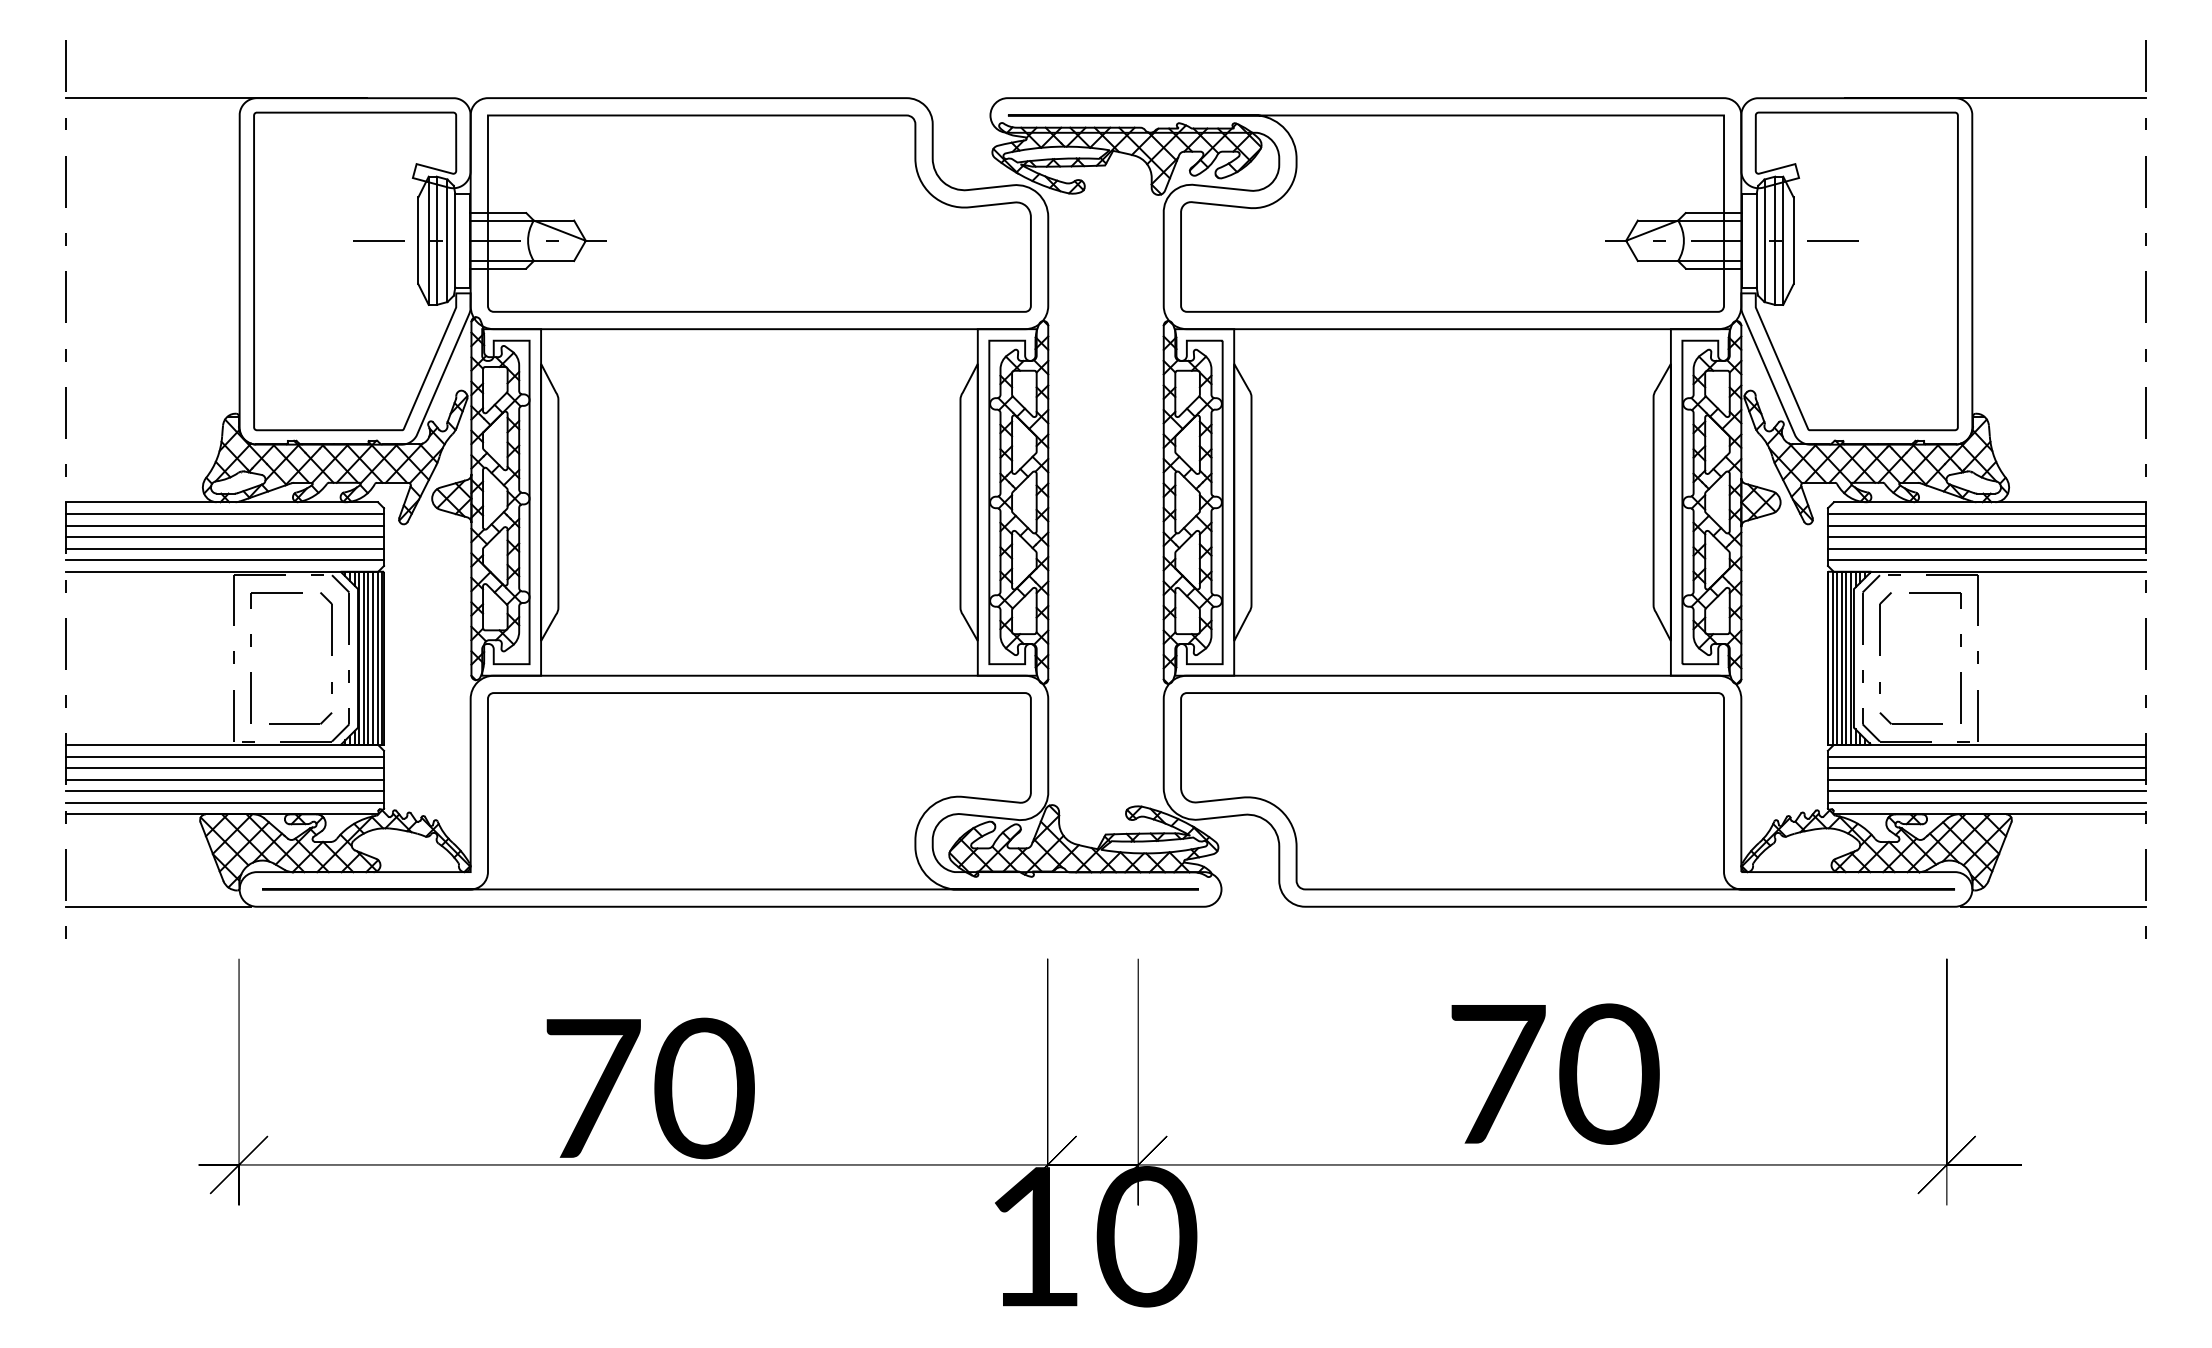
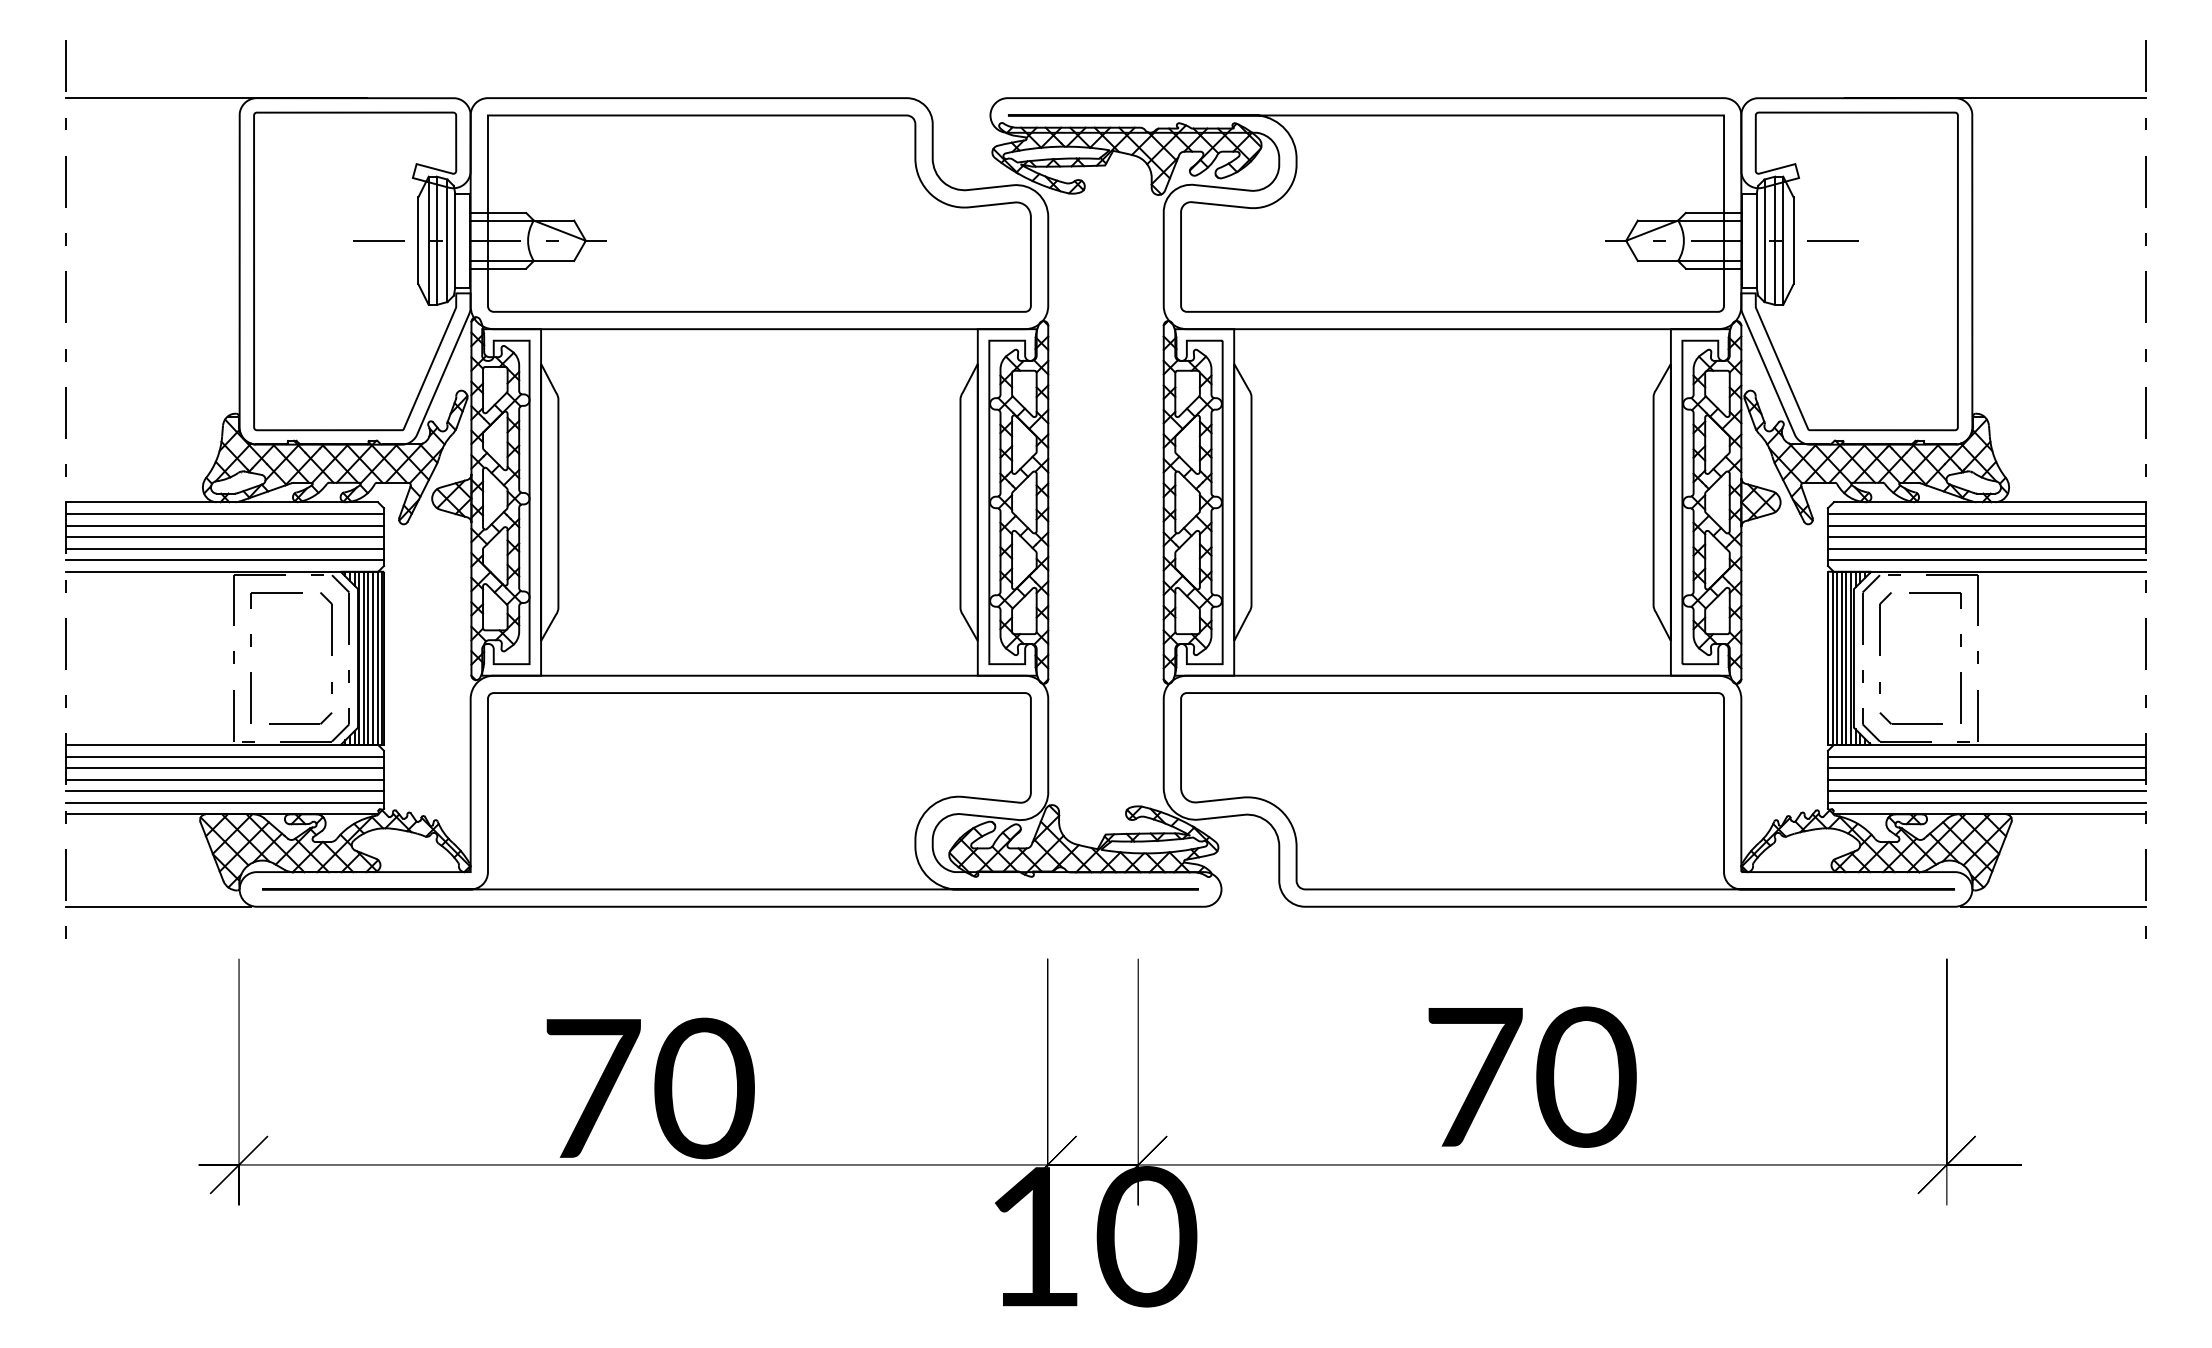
text position: (1555, 1073) -> (1532, 1076) (1532, 1076)
